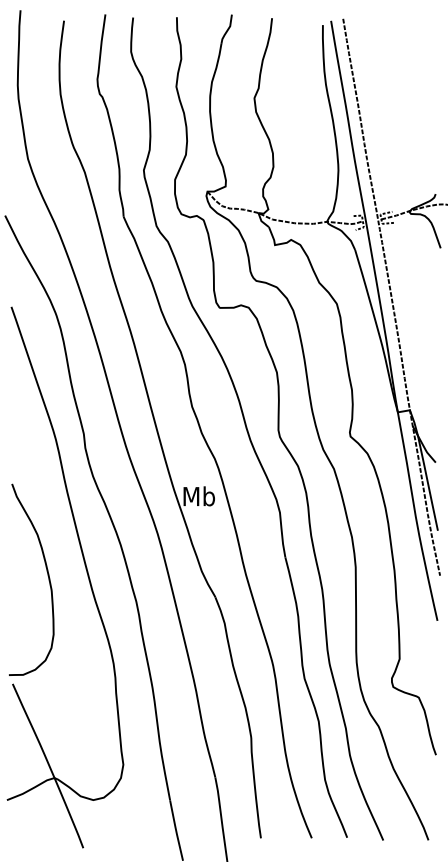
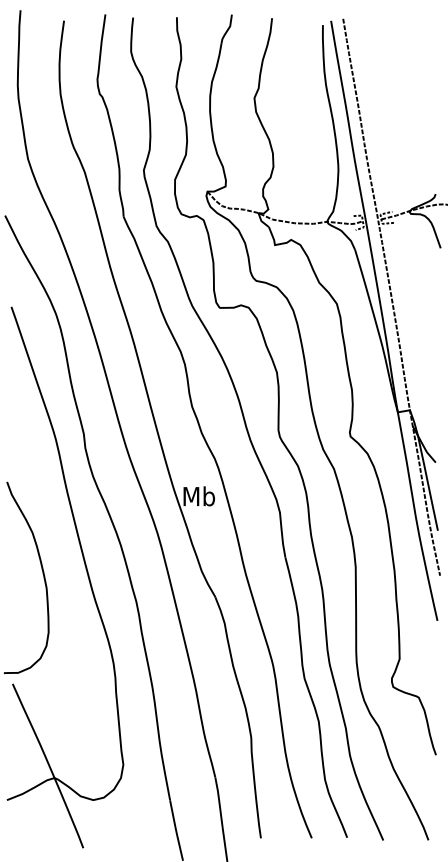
curve position: (47, 575) -> (42, 573) (42, 573)
